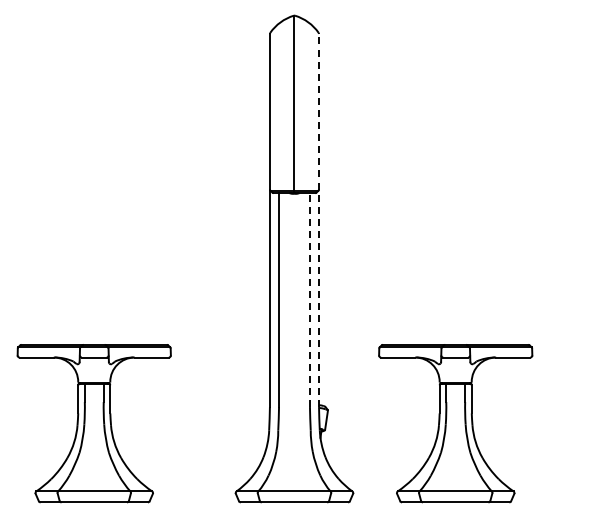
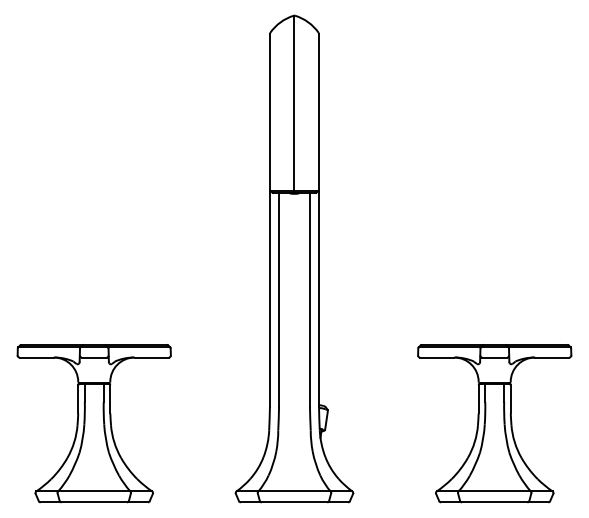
line: dashed -> solid (319, 220)
line: dashed -> solid (309, 300)
part position: (455, 423) -> (494, 423) (494, 423)
